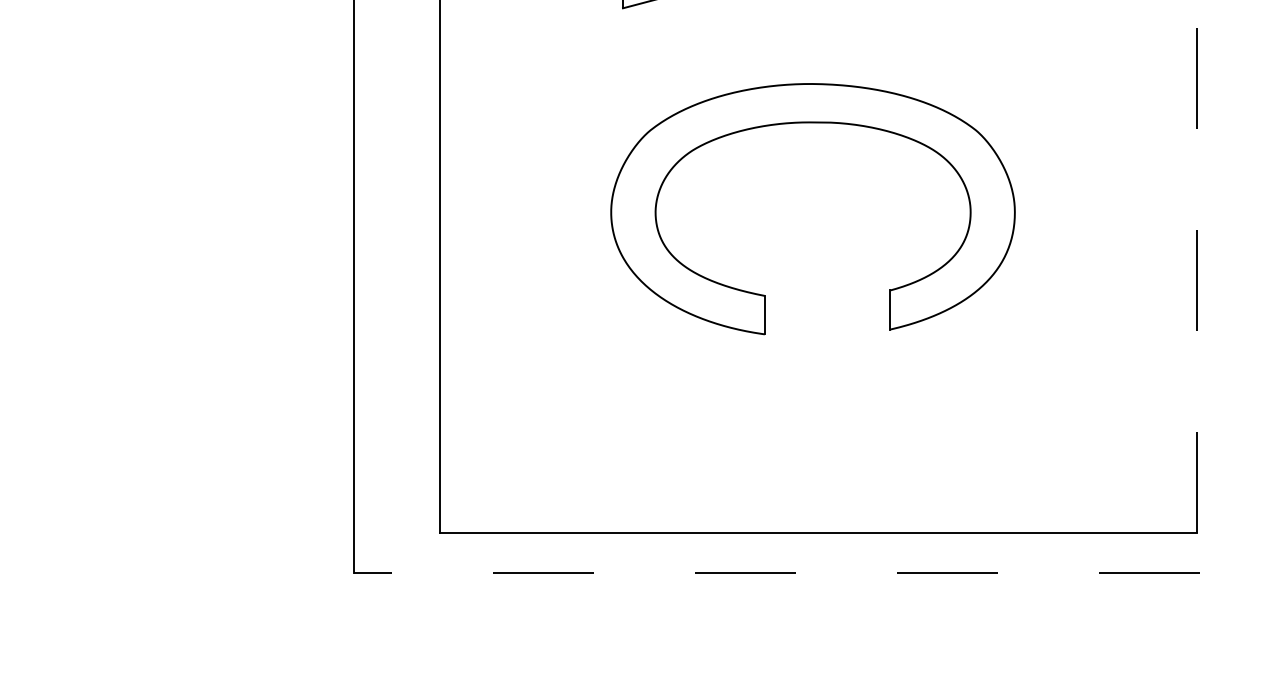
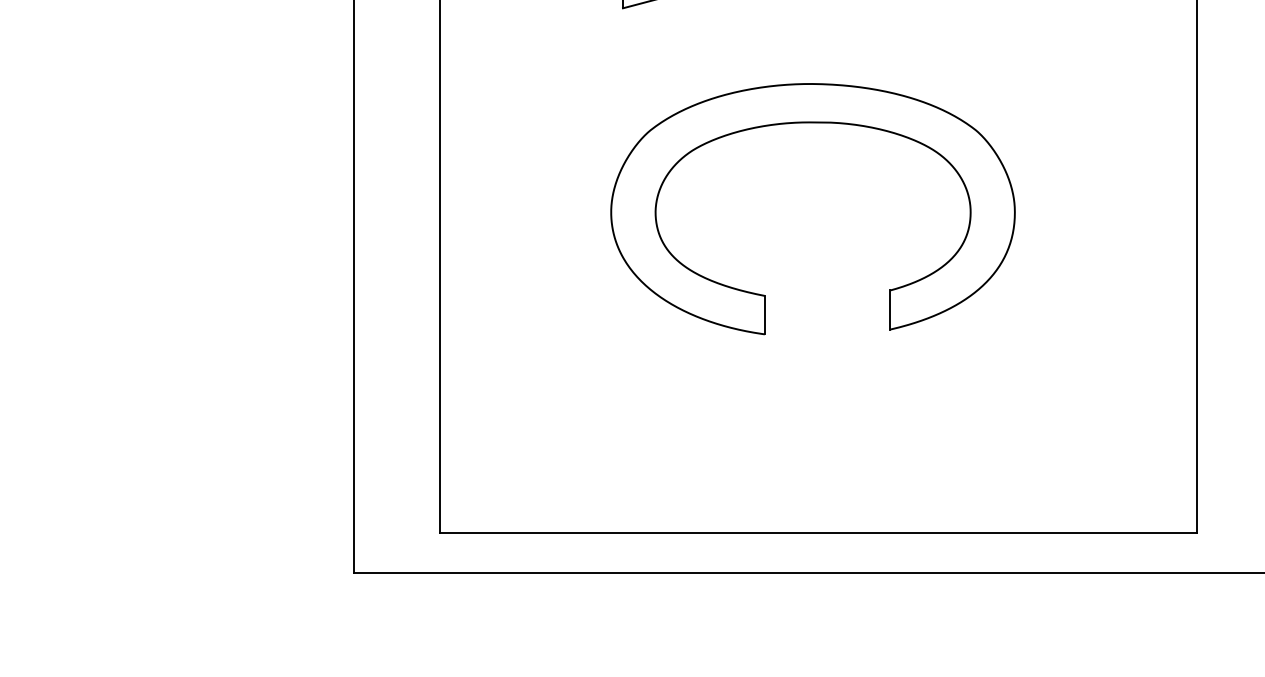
line: dashed -> solid (1196, 265)
line: dashed -> solid (809, 573)
